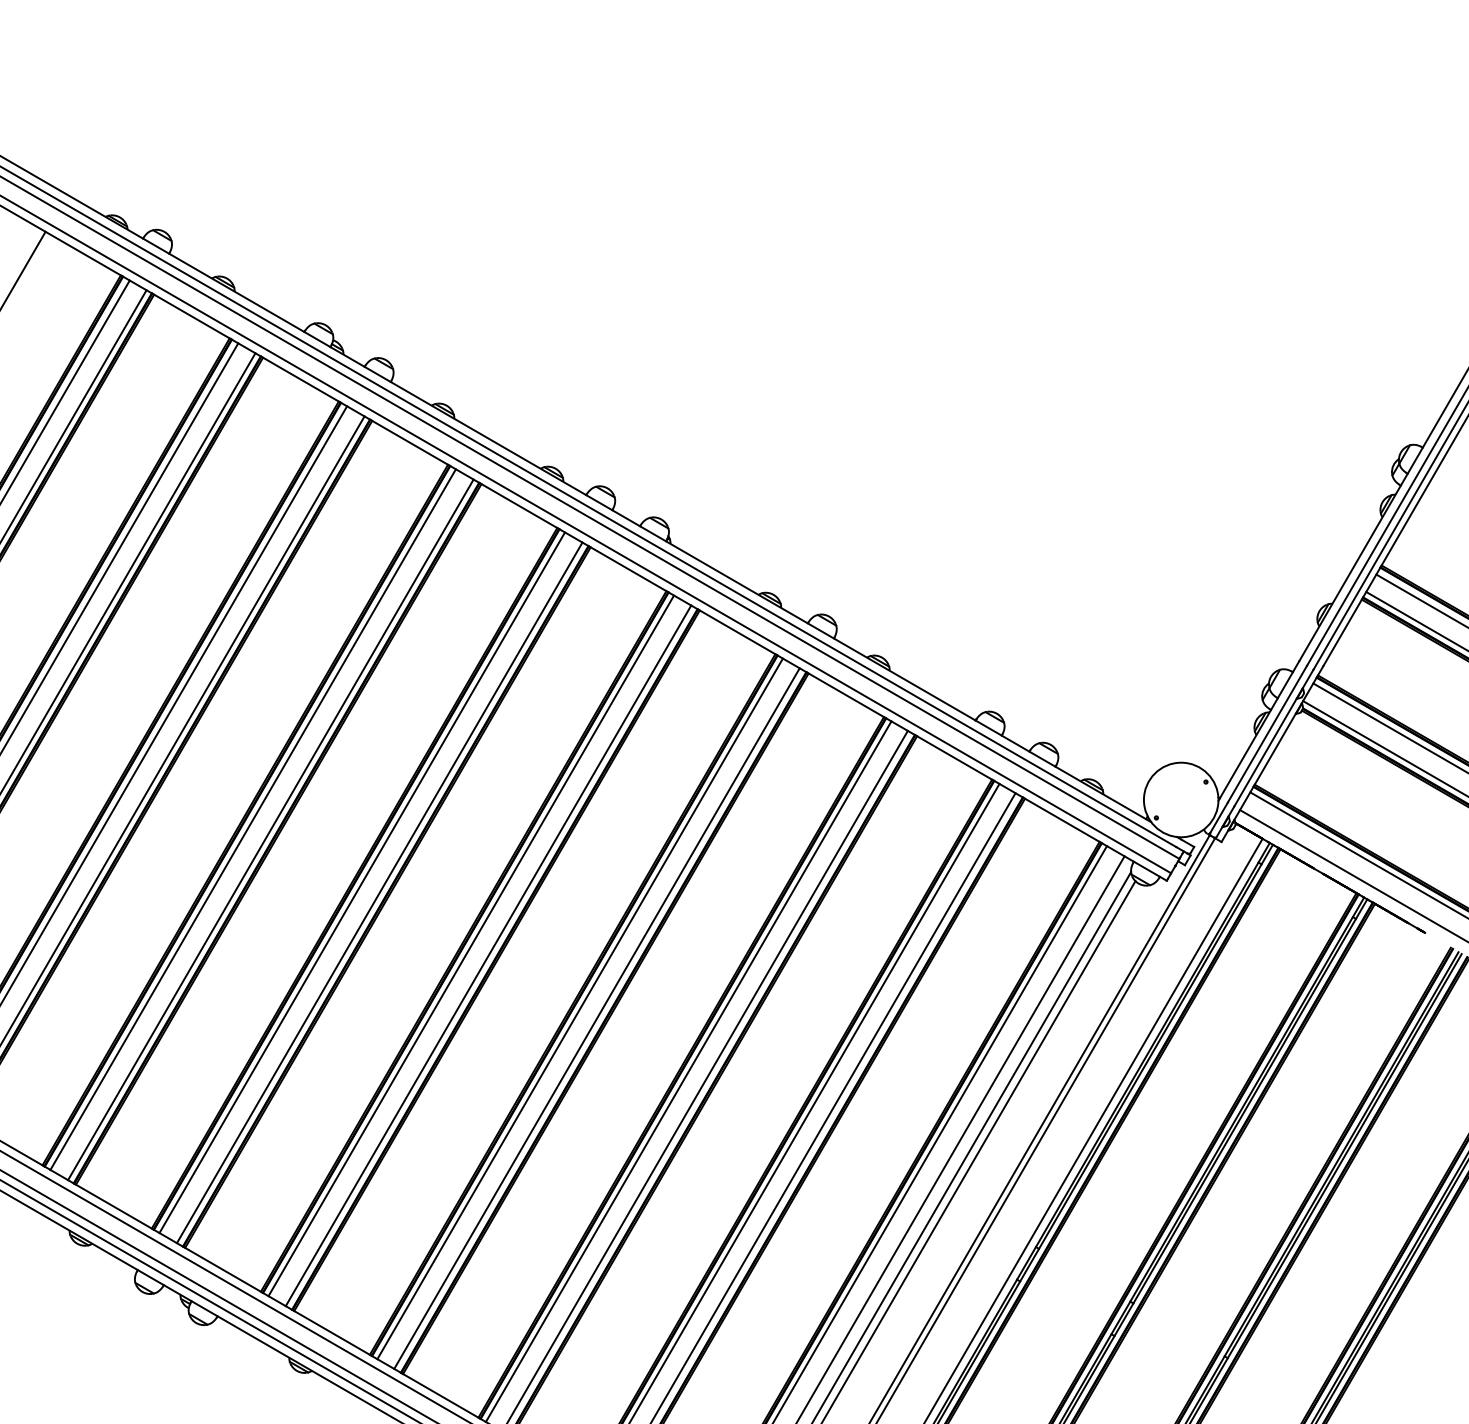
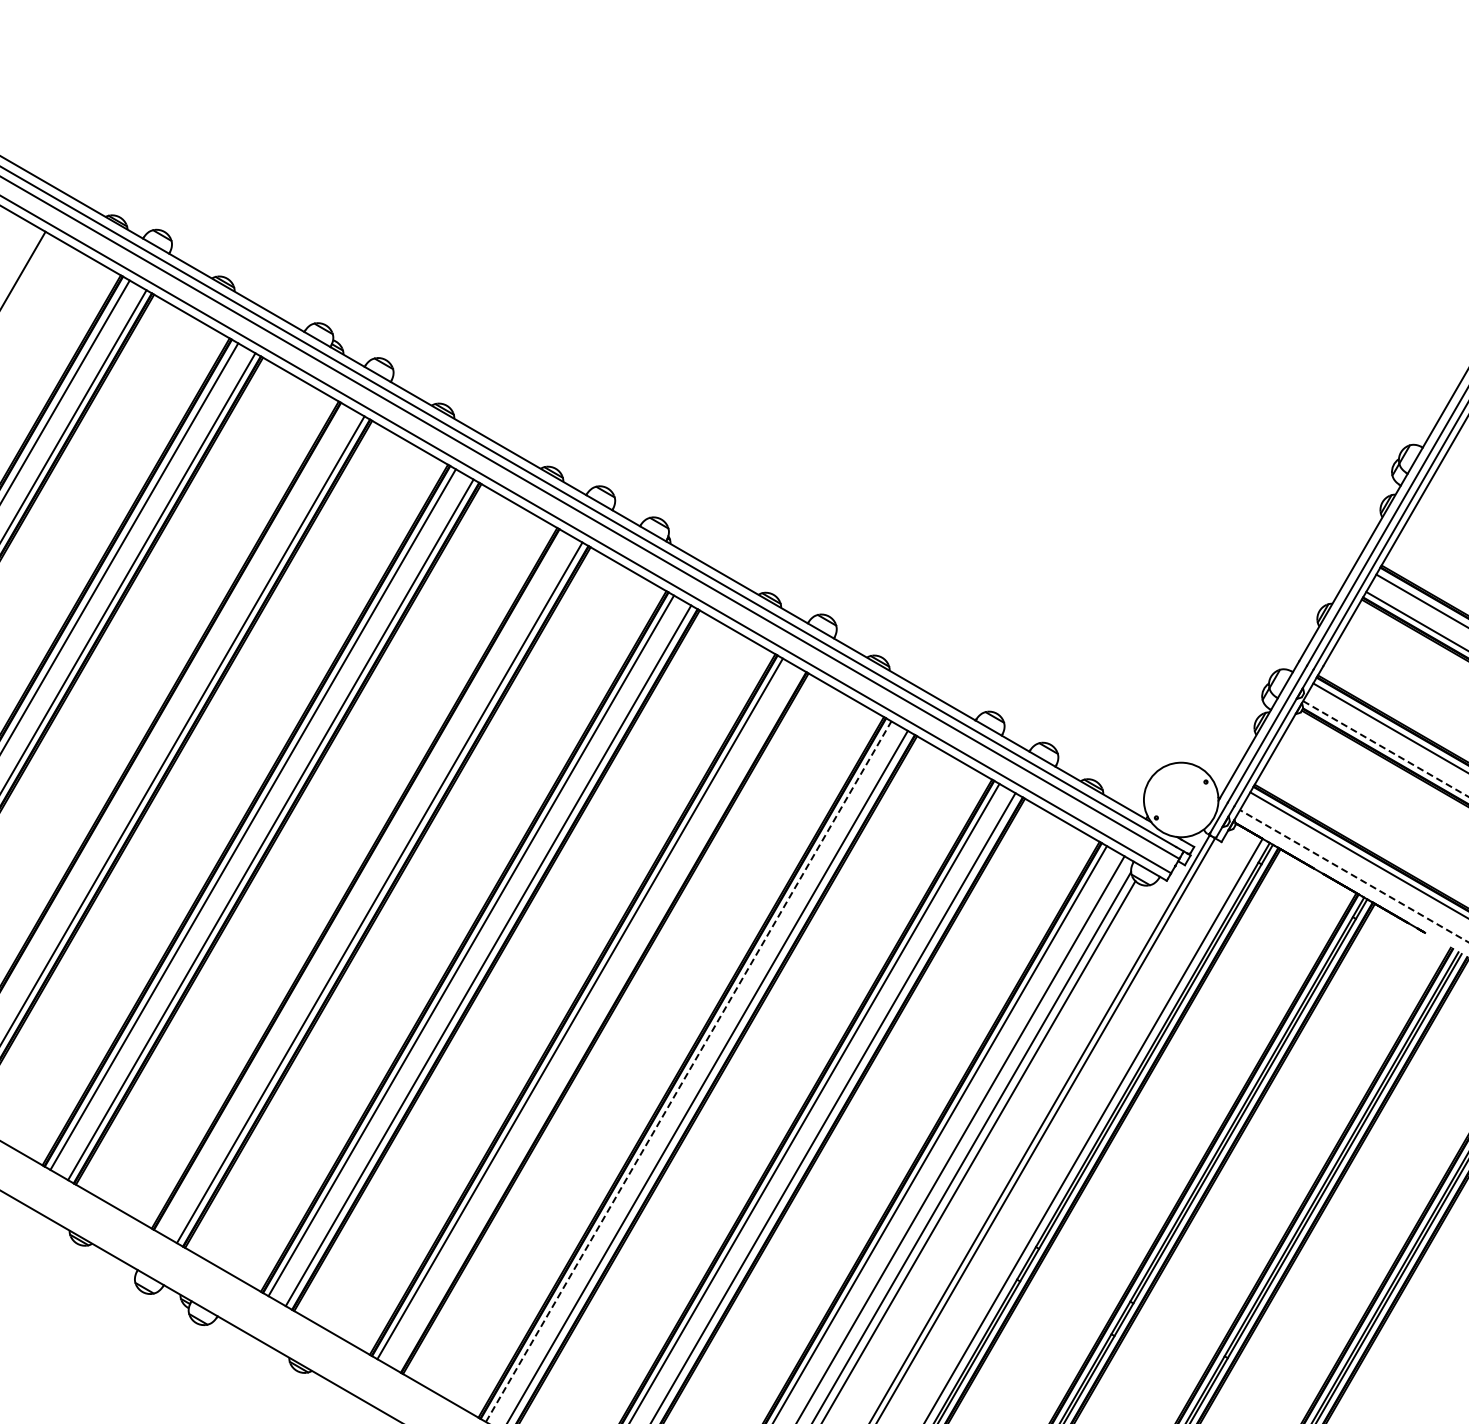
line: present -> none (174, 704)
line: solid -> dashed (1386, 749)
line: solid -> dashed (1354, 876)
line: present -> none (362, 882)
line: present -> none (596, 1018)
line: solid -> dashed (688, 1071)
line: present -> none (234, 1286)
line: present -> none (217, 1295)
line: present -> none (209, 1300)
